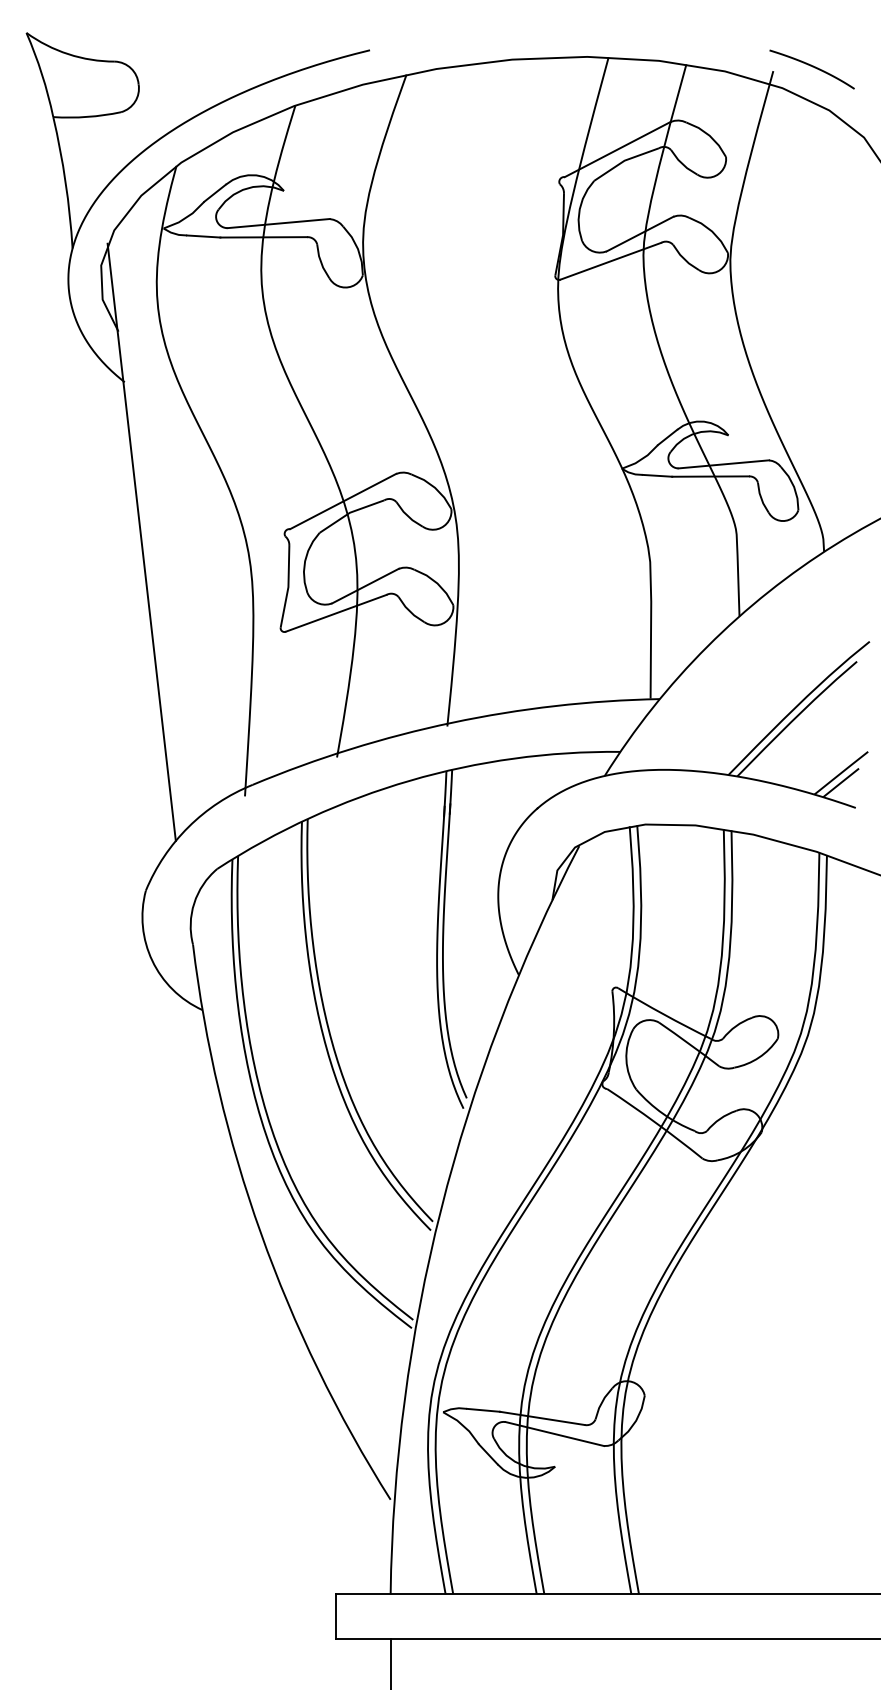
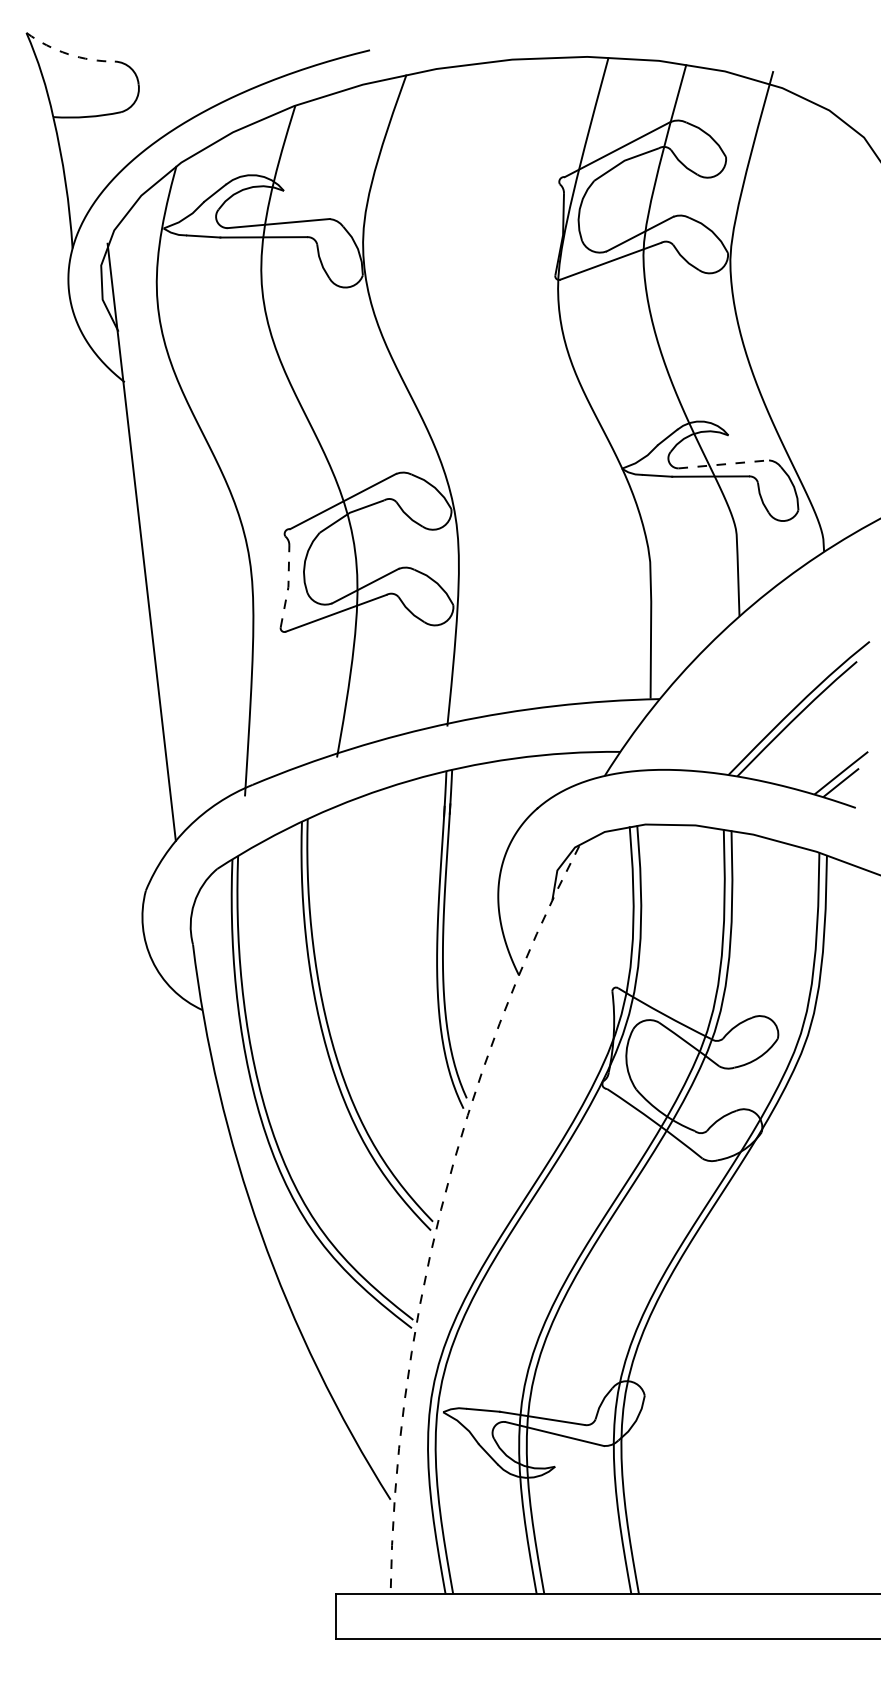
arc: solid -> dashed (68, 54)
curve: present -> none (812, 67)
line: solid -> dashed (724, 464)
line: solid -> dashed (288, 587)
arc: solid -> dashed (441, 1209)
line: present -> none (390, 1662)
